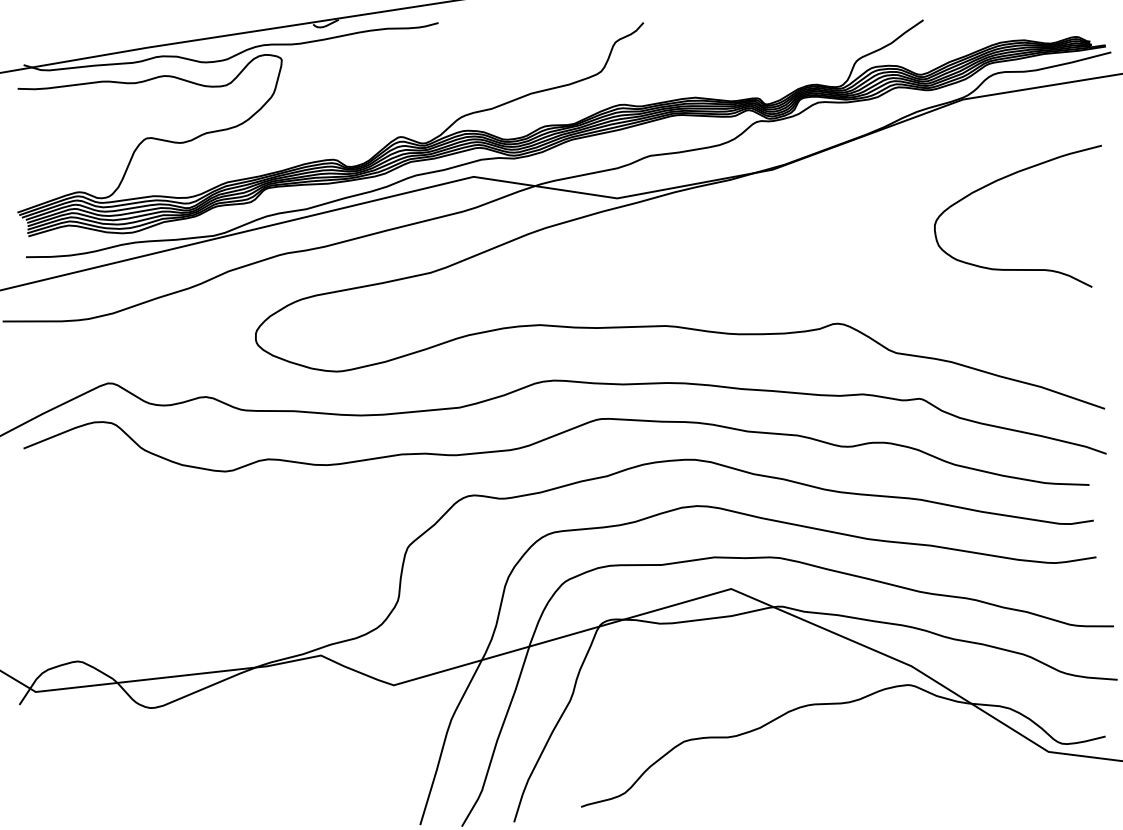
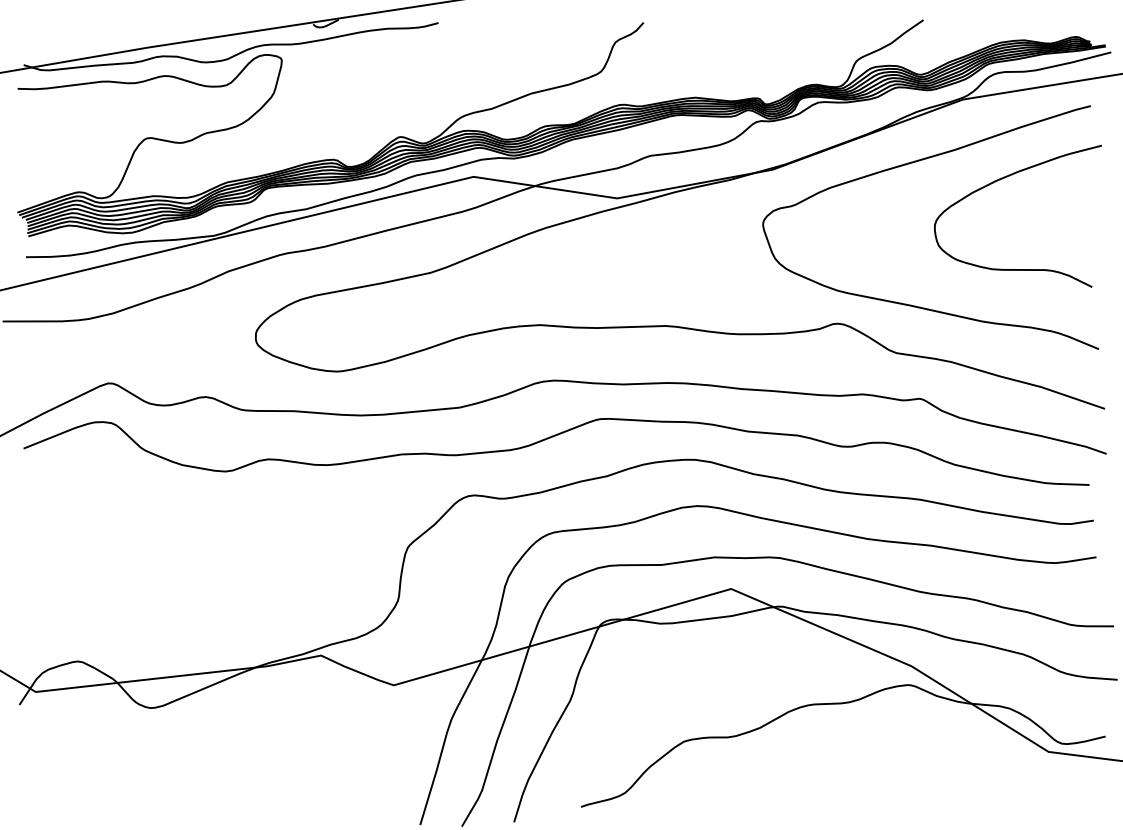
curve: none -> present (909, 164)
